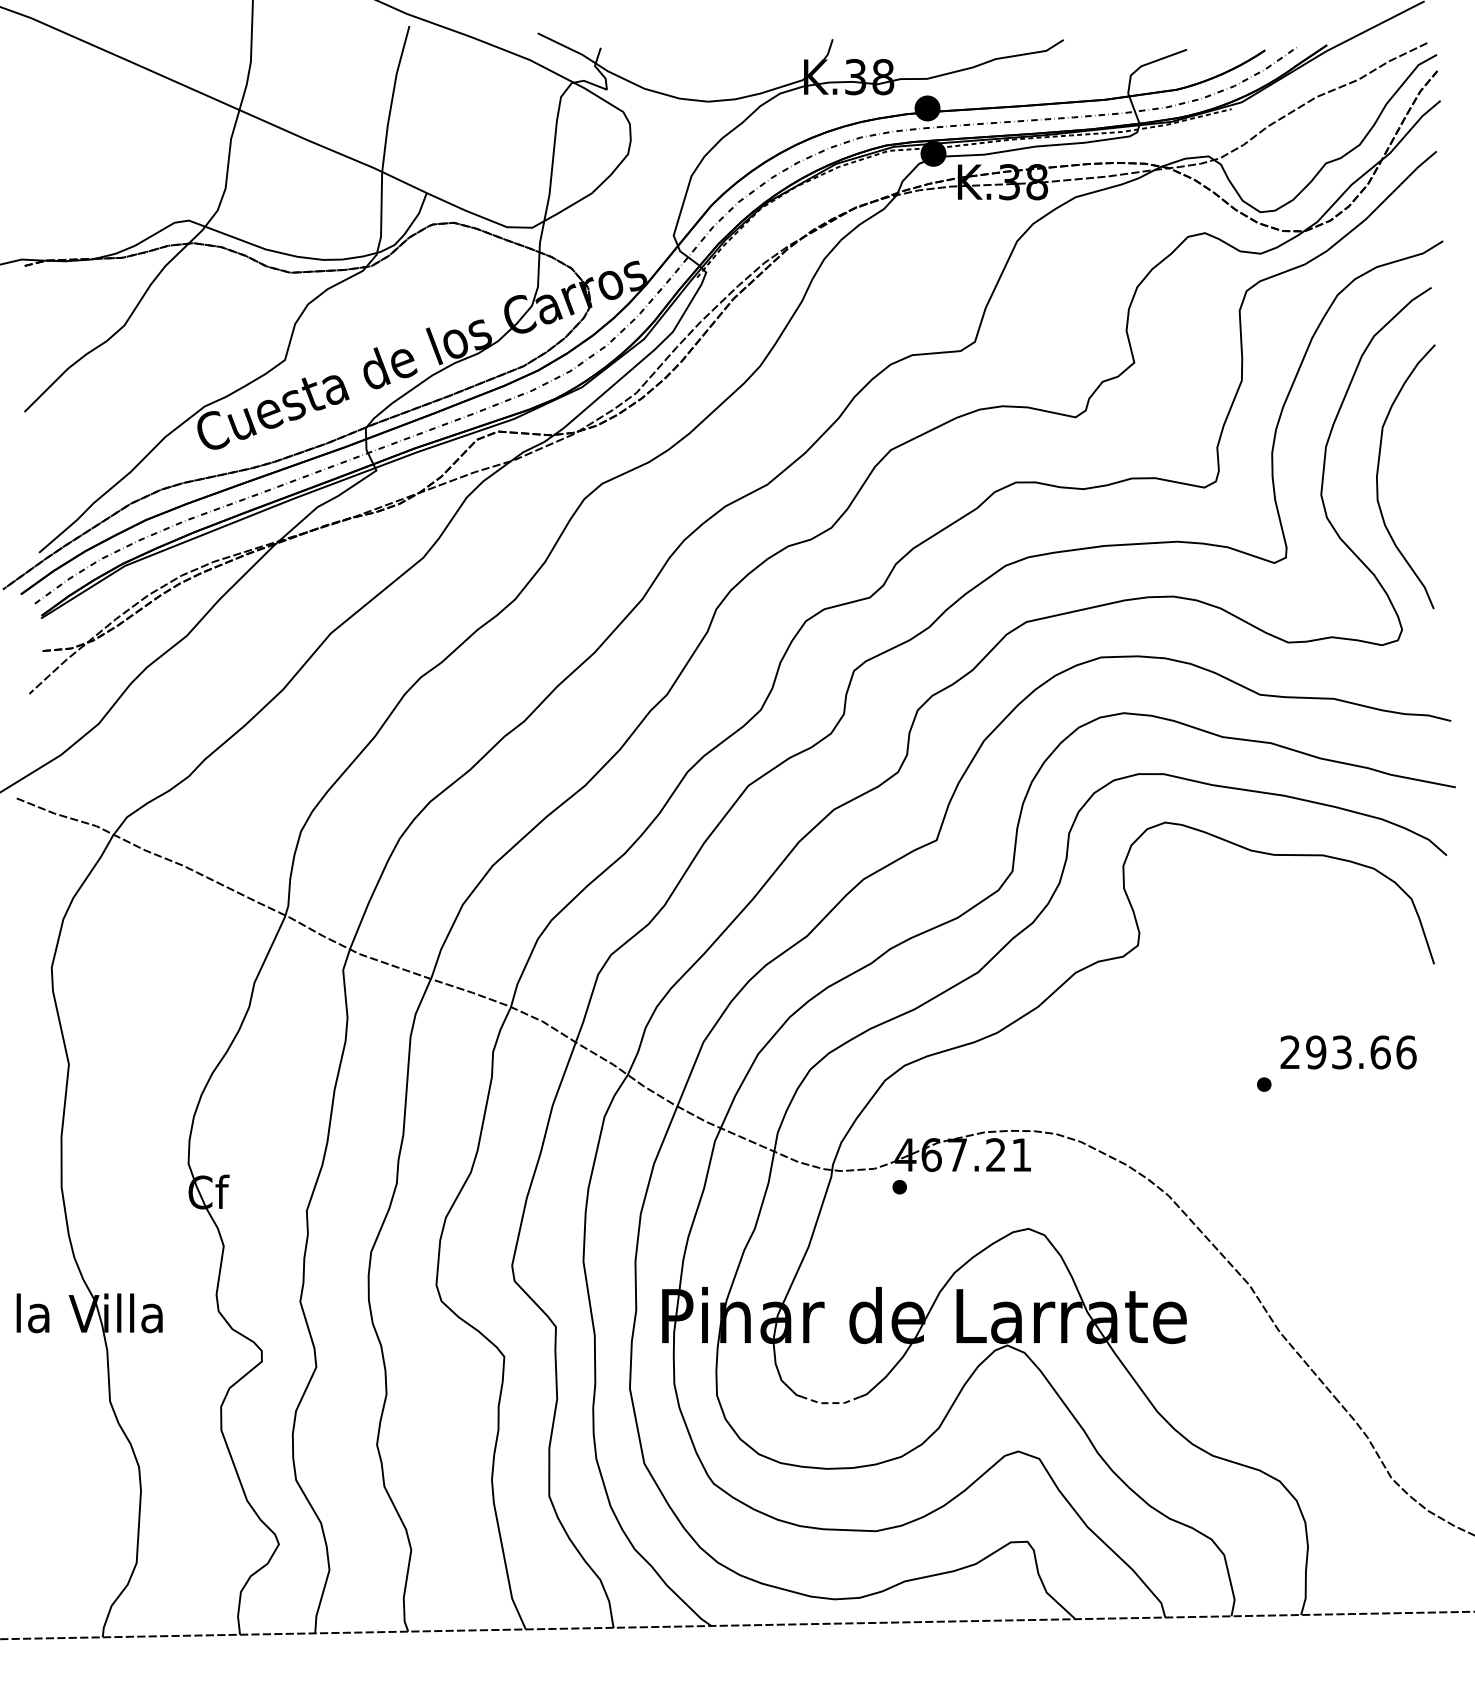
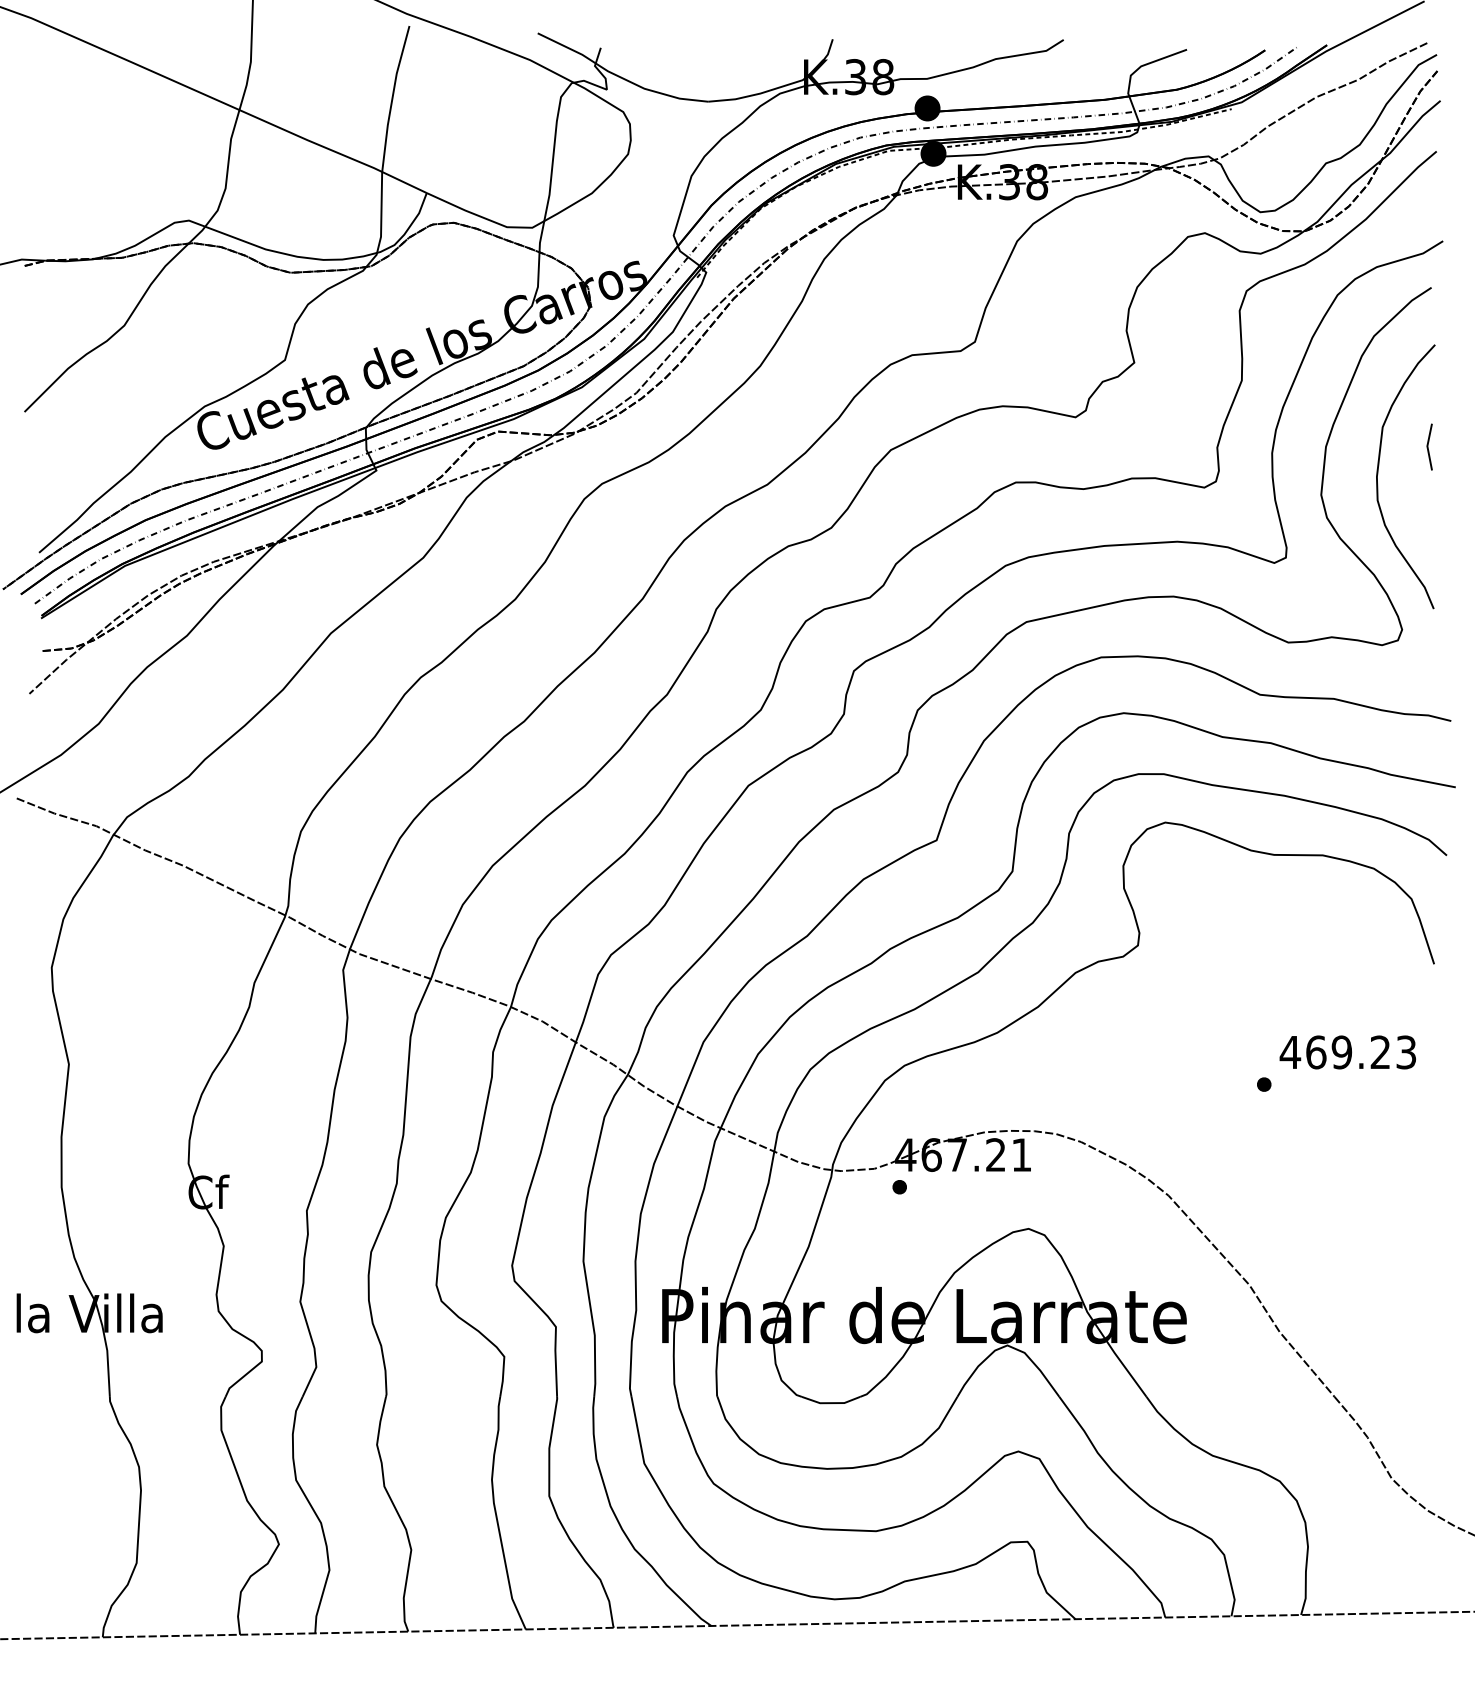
line: none -> present (1428, 446)
text: 293.66 -> 469.23 (1347, 1052)
line: dashed -> solid (830, 1403)
